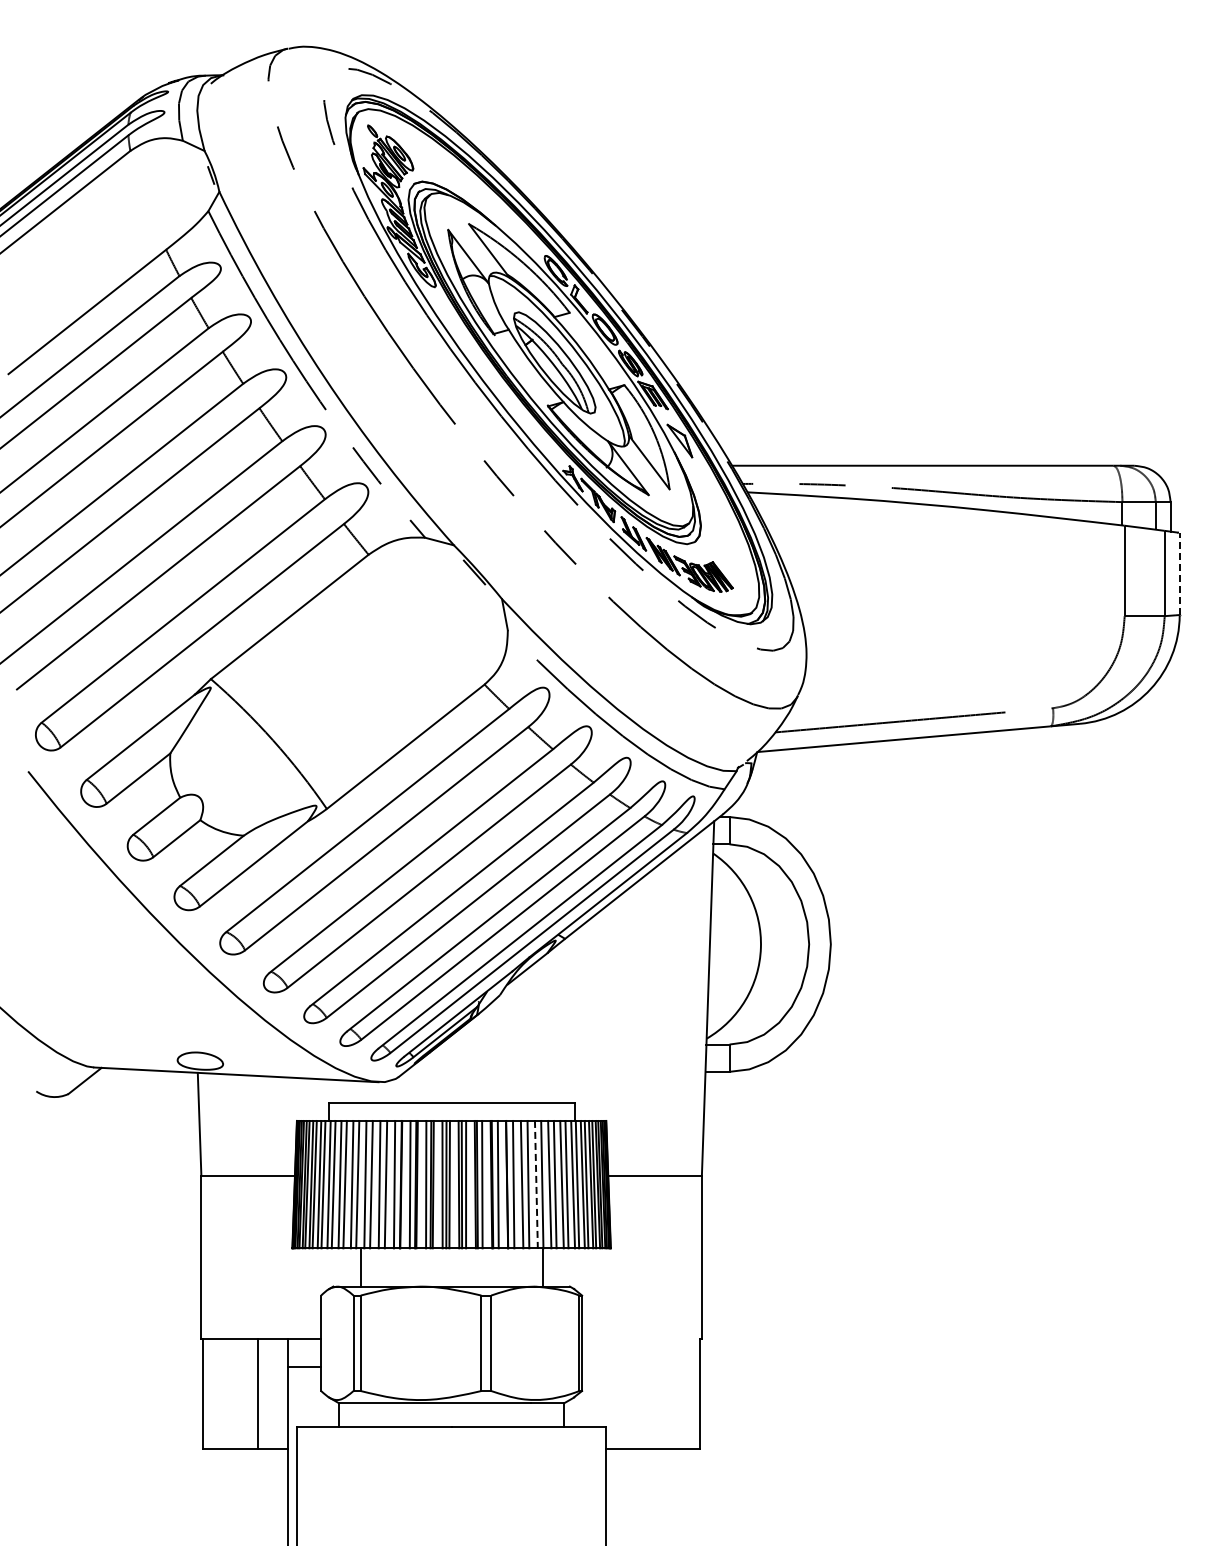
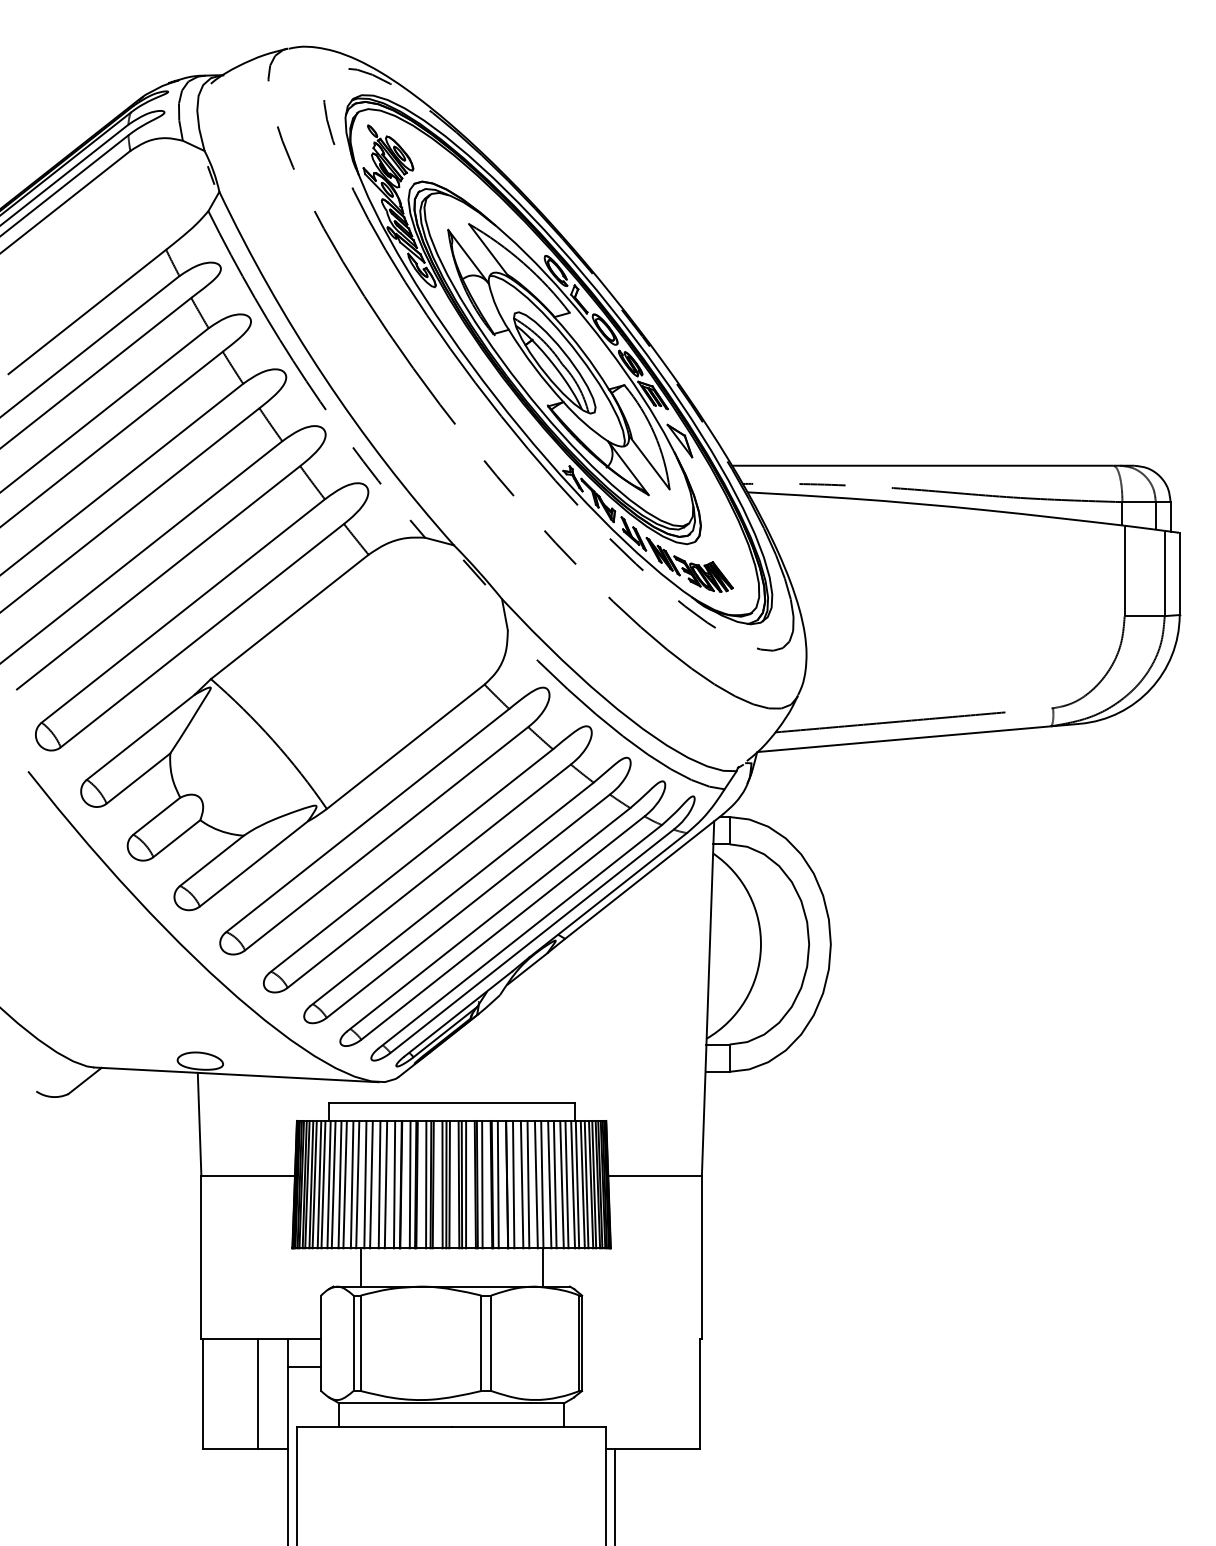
line: dashed -> solid (1179, 573)
line: dashed -> solid (536, 1184)
line: none -> present (615, 1495)
